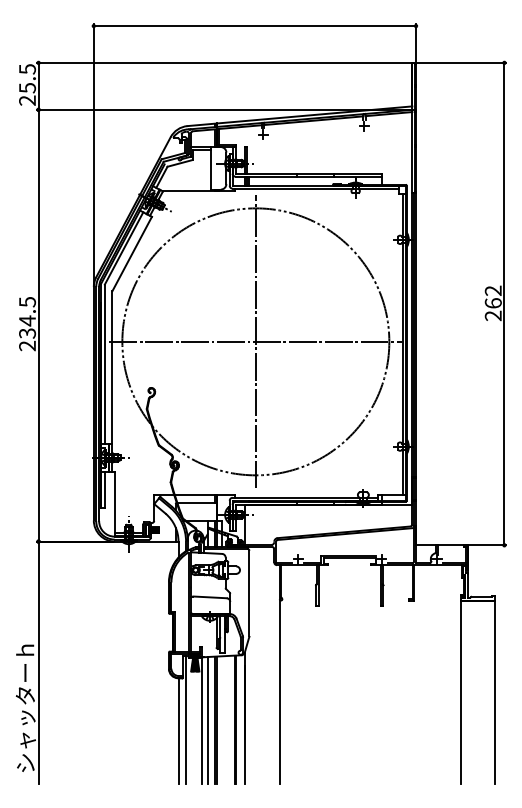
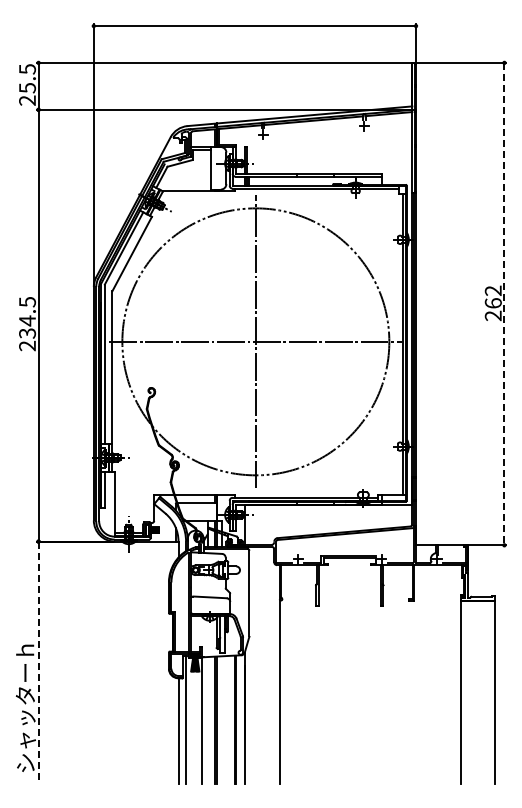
line: solid -> dashed (504, 304)
line: solid -> dashed (38, 663)
line: present -> none (207, 720)
